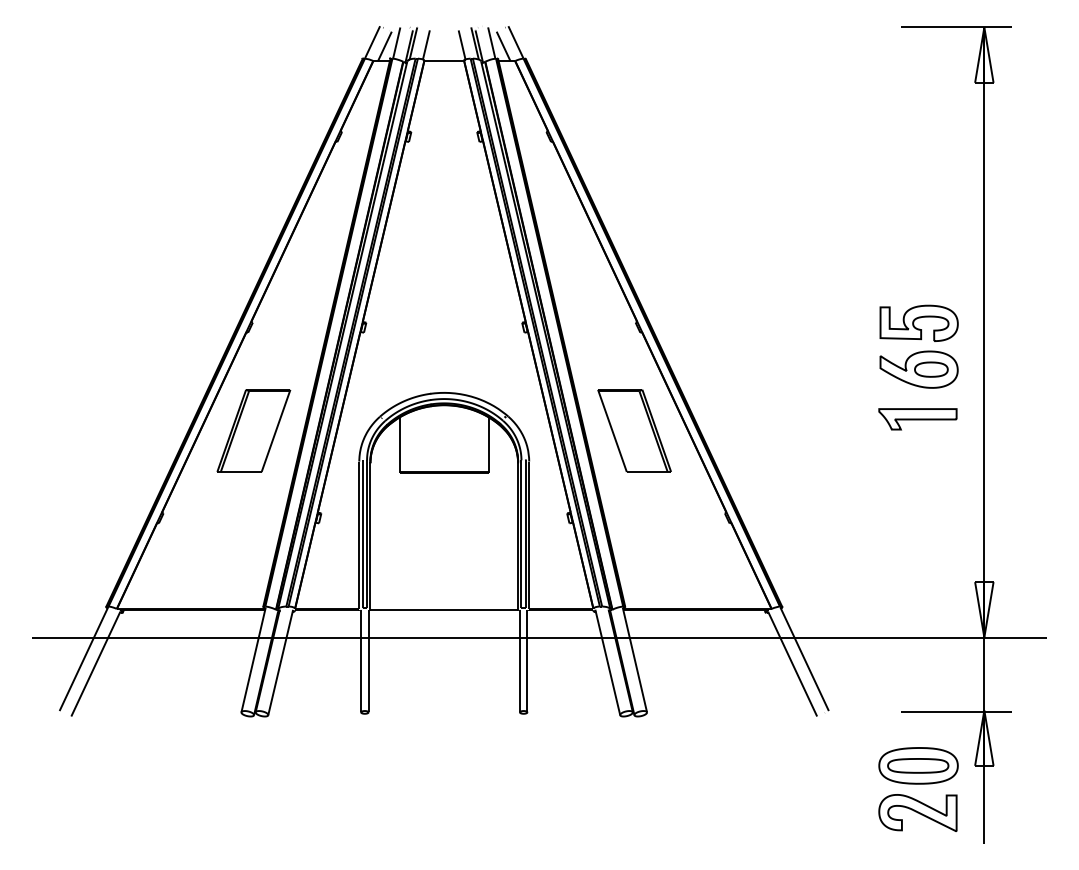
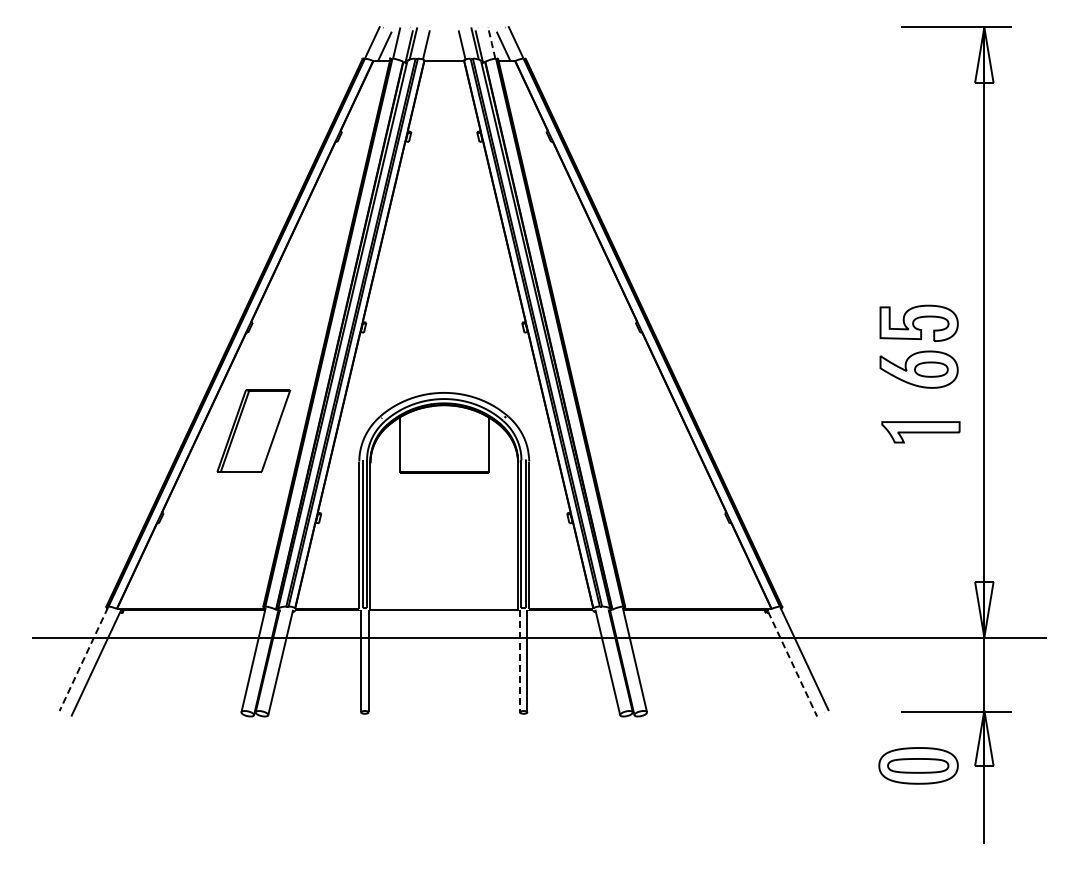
line: solid -> dashed (491, 43)
part position: (917, 419) -> (920, 432) (920, 432)
part: present -> none (634, 430)
line: solid -> dashed (83, 659)
line: solid -> dashed (519, 661)
line: solid -> dashed (792, 664)
part: present -> none (917, 812)
